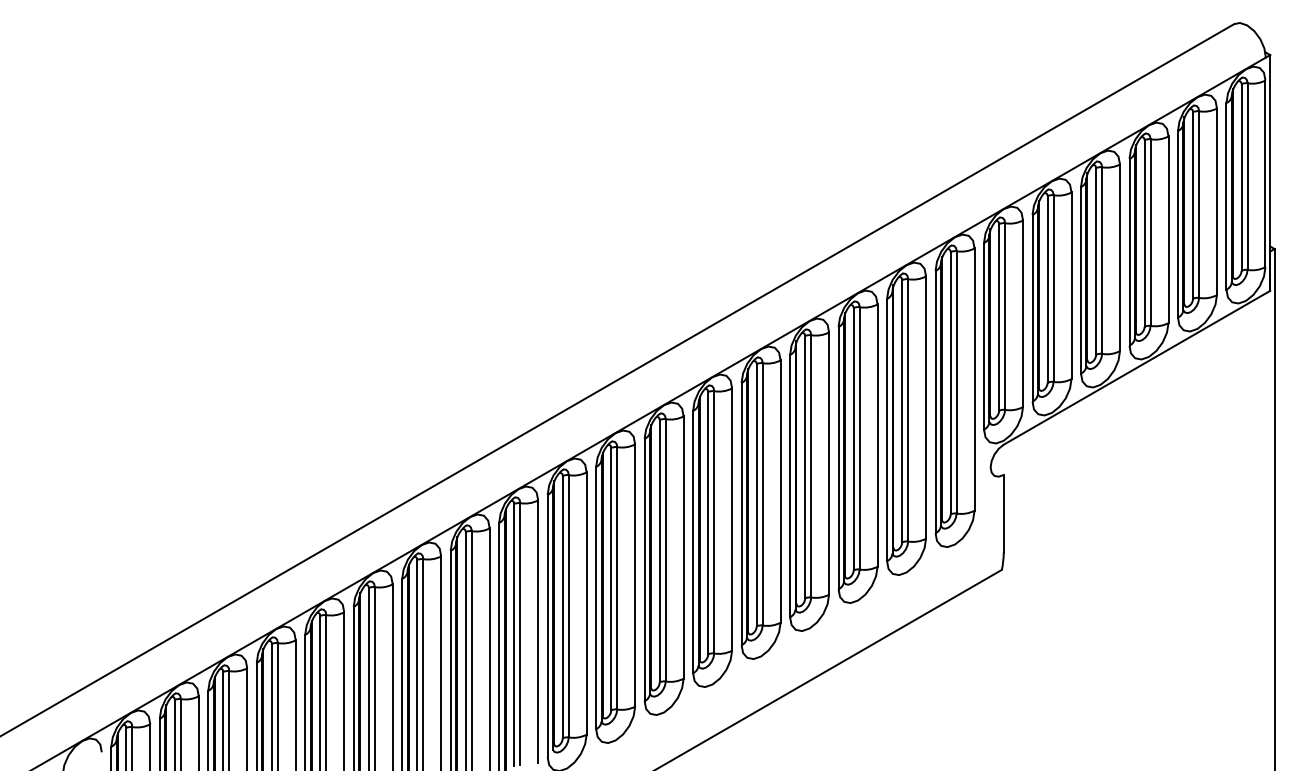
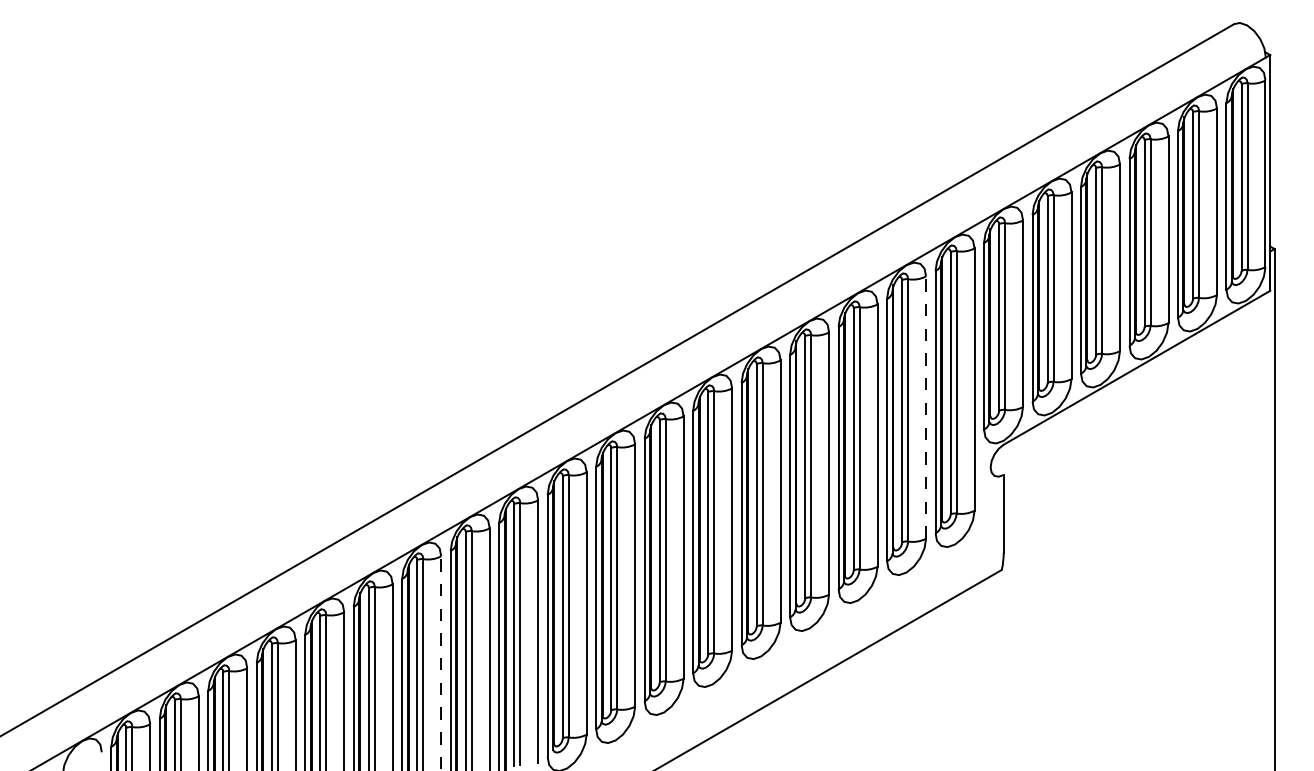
line: solid -> dashed (926, 407)
line: solid -> dashed (441, 663)
